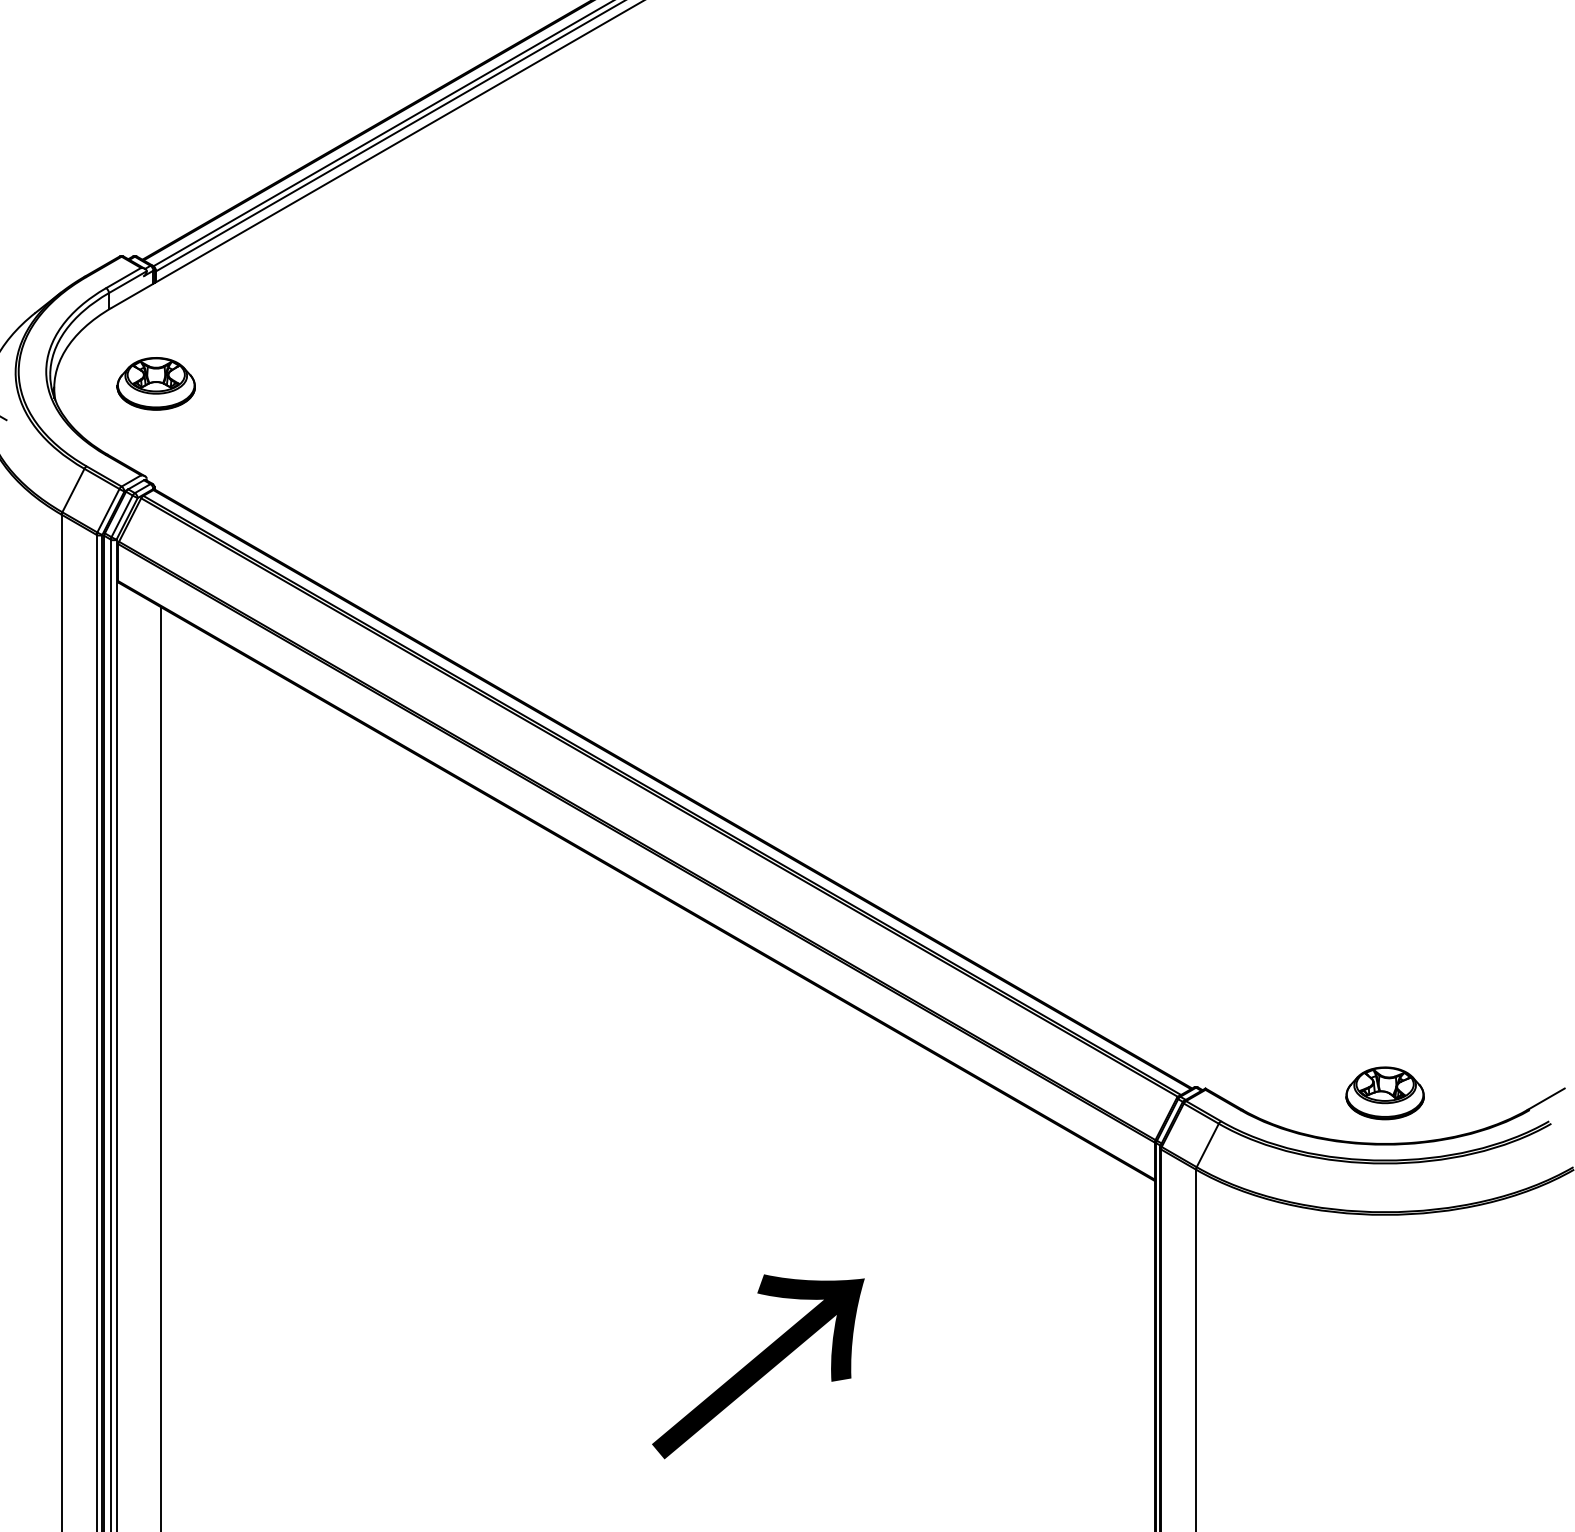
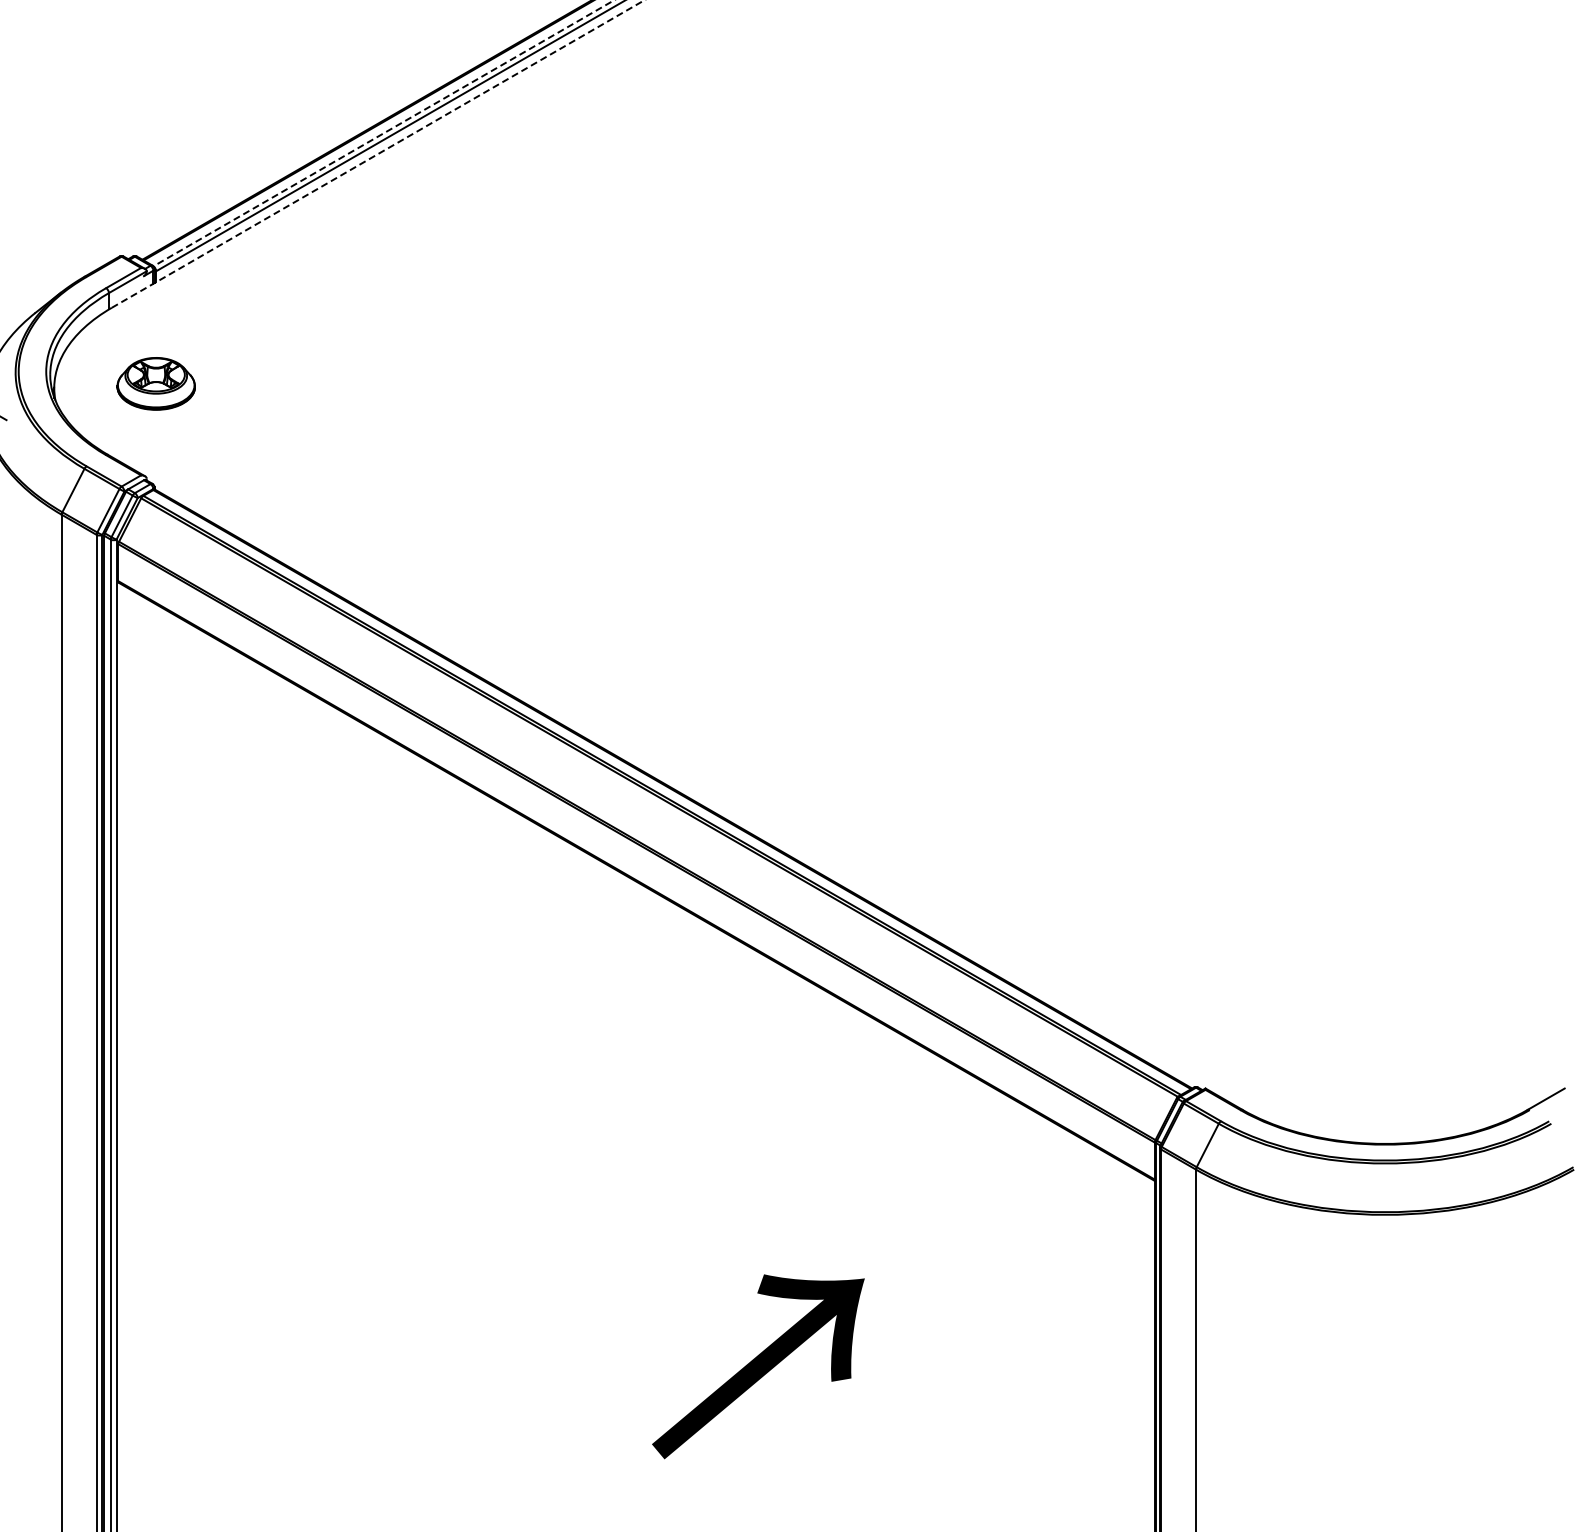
line: solid -> dashed (383, 133)
line: solid -> dashed (378, 153)
line: present -> none (160, 1067)
part: present -> none (1384, 1093)
